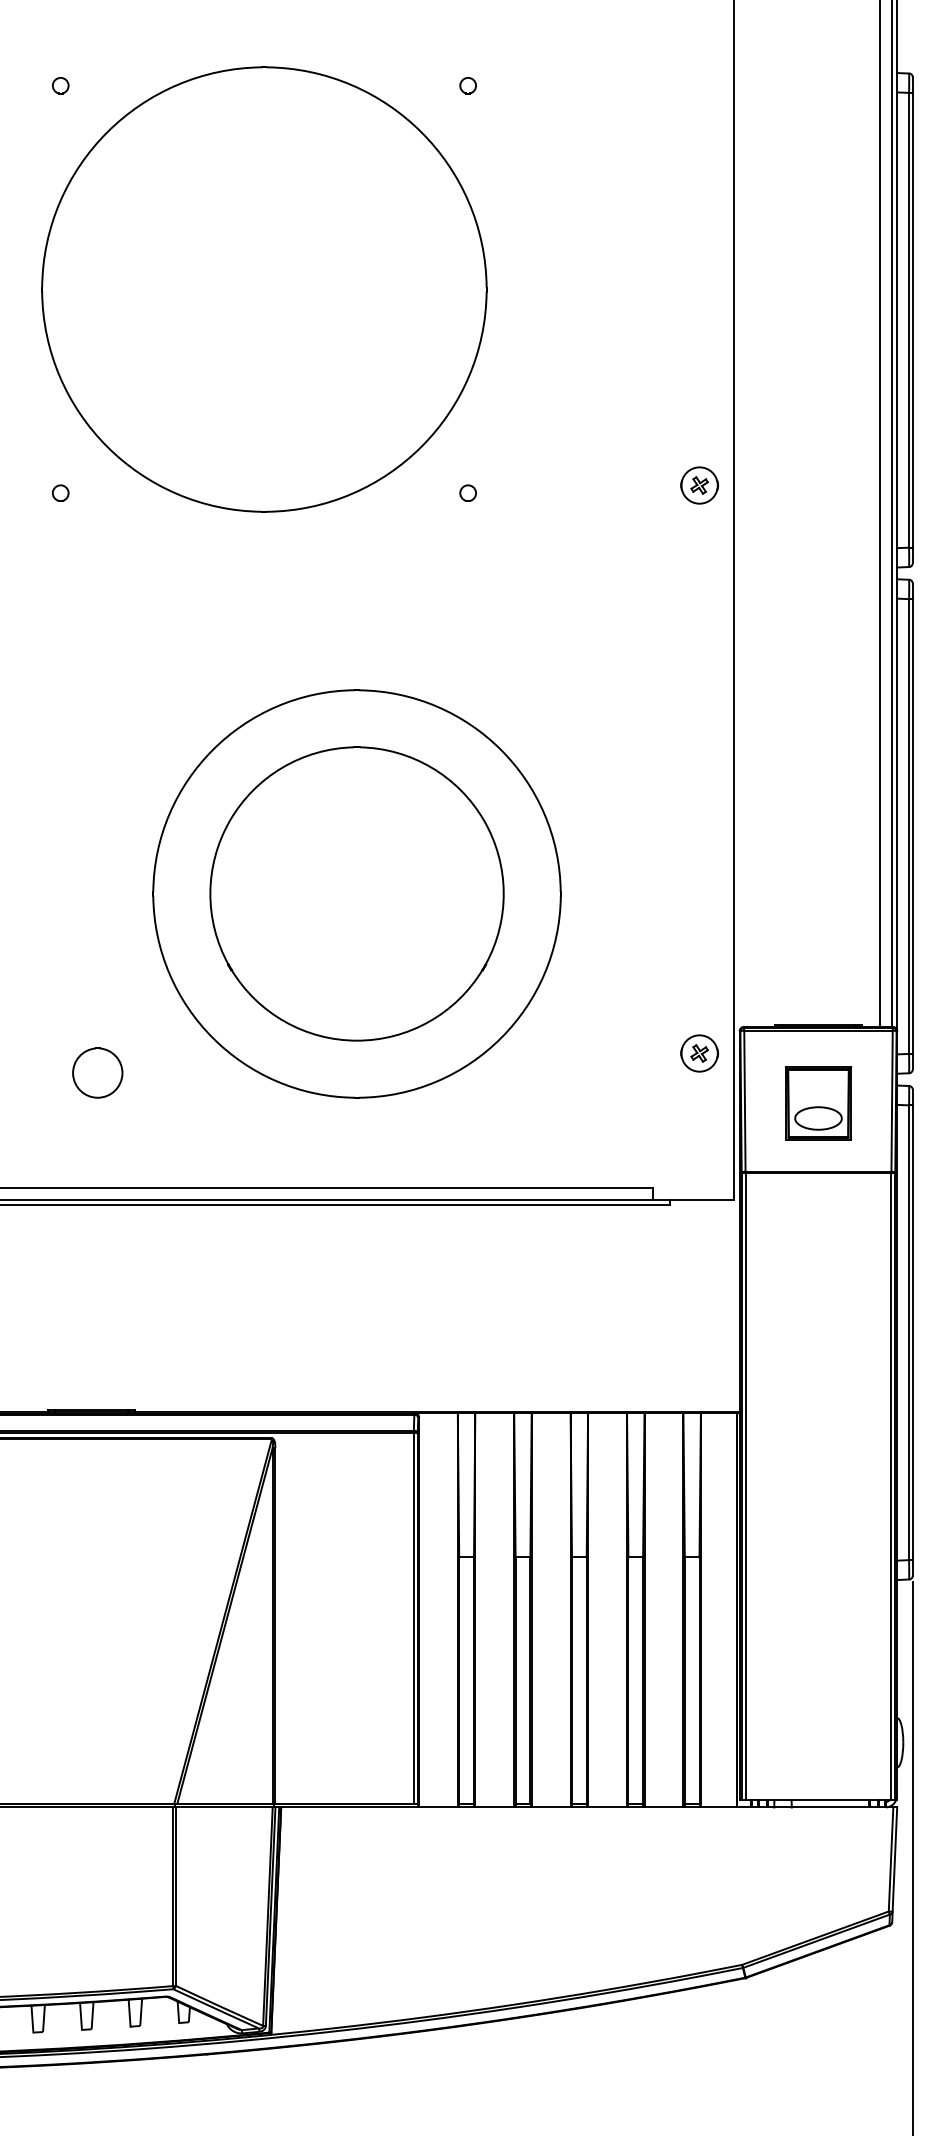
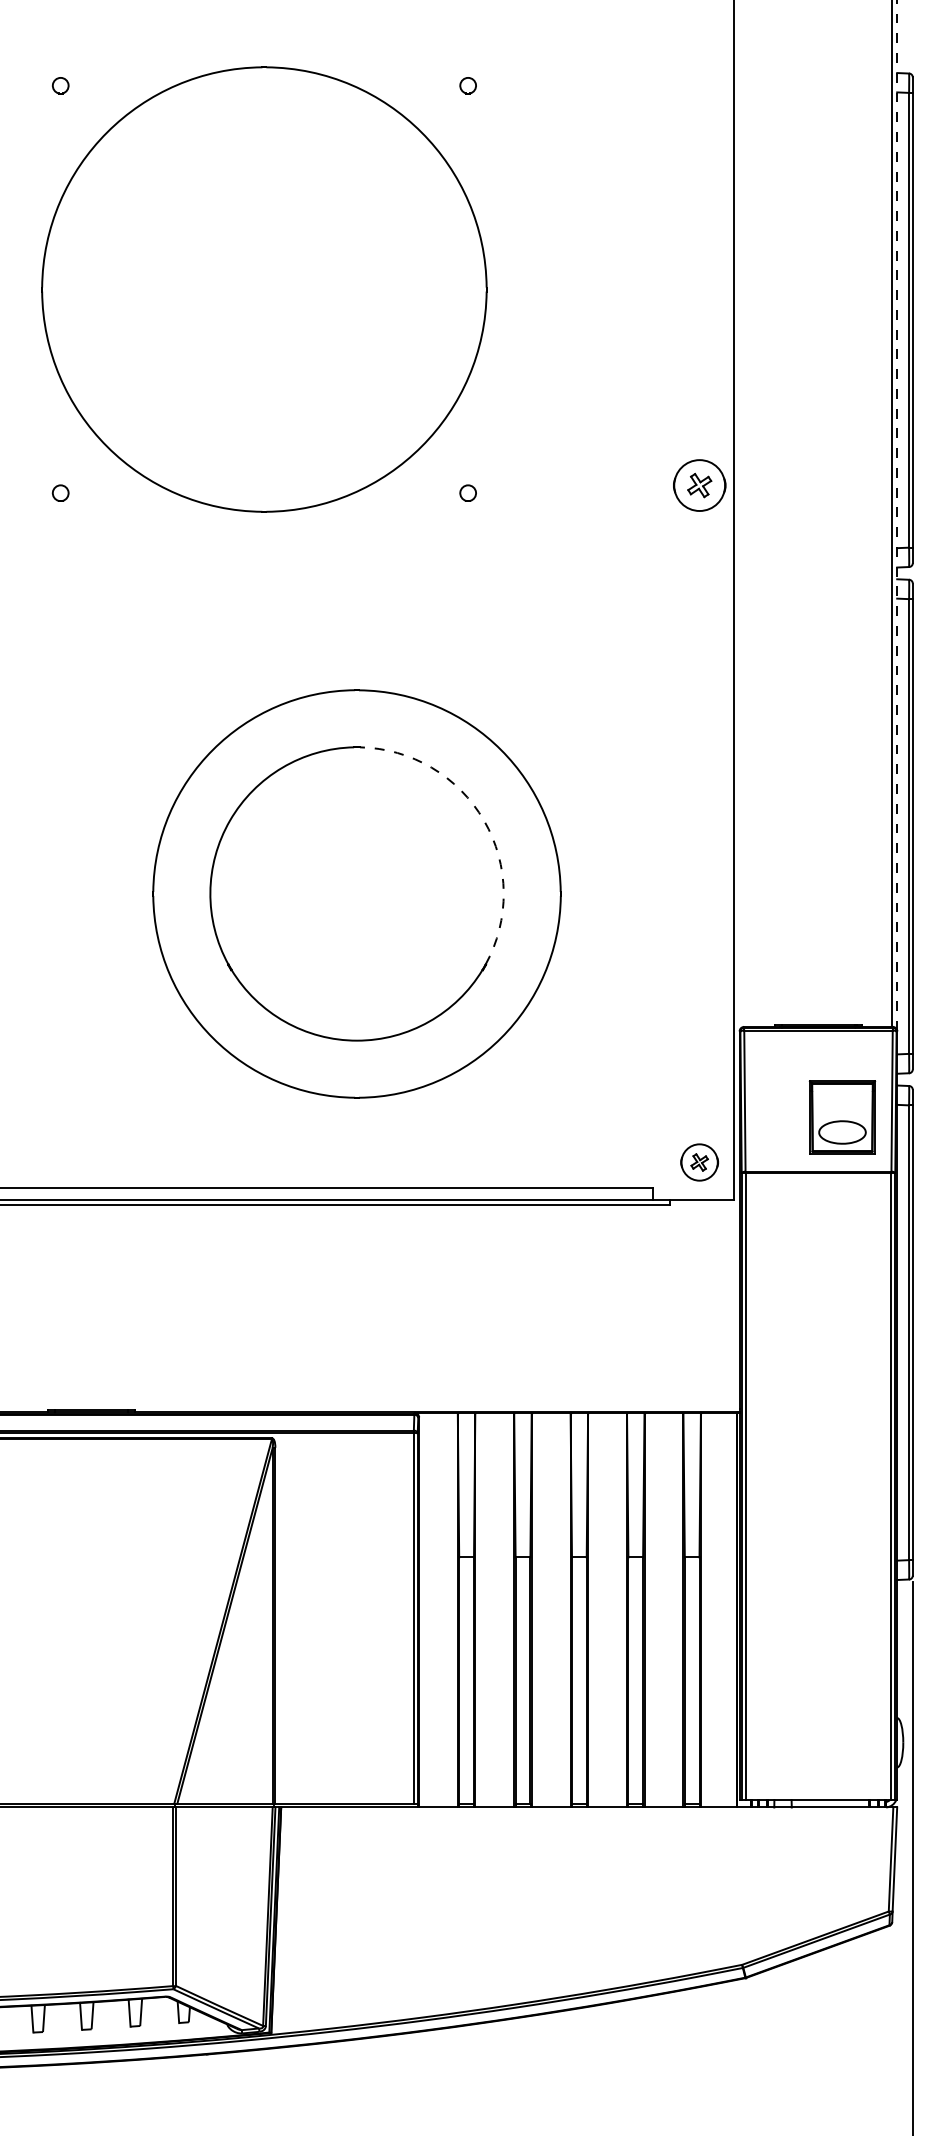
part size: 39x39 px -> 54x53 px (699, 485)
line: present -> none (879, 514)
line: solid -> dashed (897, 515)
arc: solid -> dashed (484, 820)
part position: (699, 1053) -> (699, 1162) (699, 1162)
part: present -> none (97, 1072)
part position: (818, 1103) -> (842, 1117) (842, 1117)
